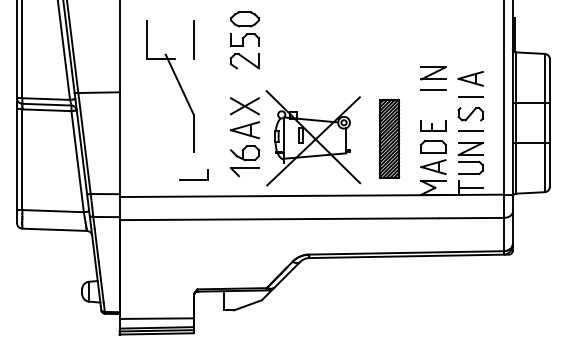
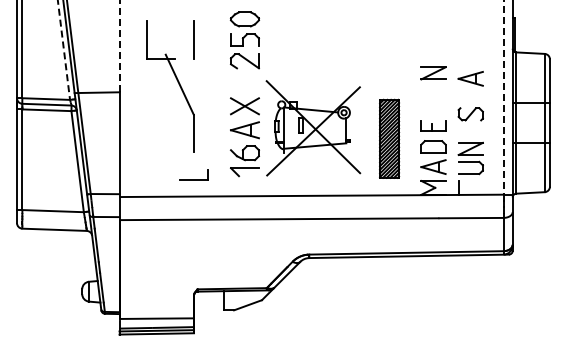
line: solid -> dashed (119, 46)
line: solid -> dashed (63, 50)
line: present -> none (433, 90)
line: present -> none (470, 96)
line: solid -> dashed (503, 97)
line: present -> none (470, 131)
part position: (313, 138) -> (313, 128) (313, 128)
line: present -> none (470, 187)
